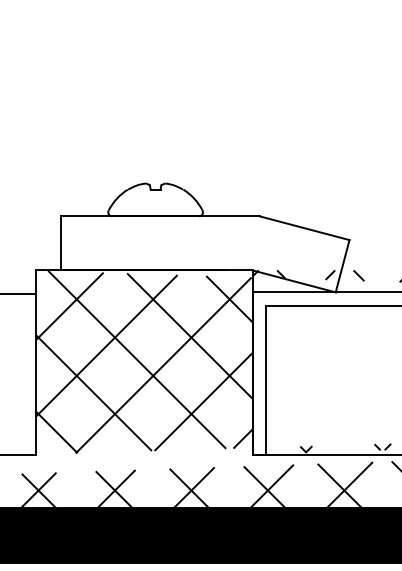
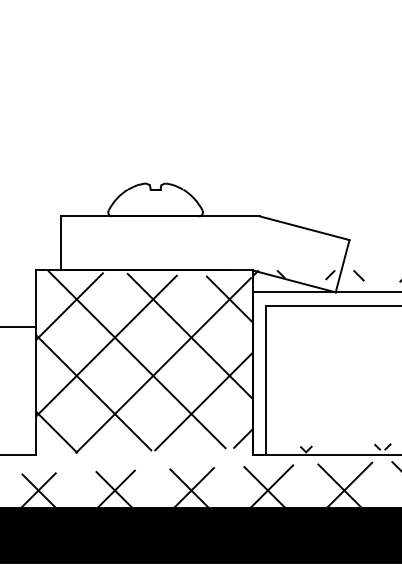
line position: (19, 293) -> (19, 326) (19, 326)
